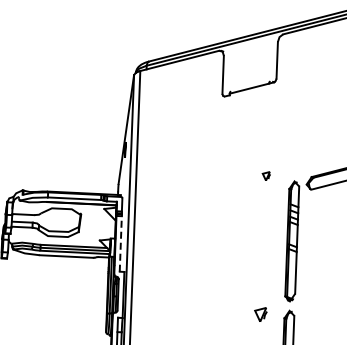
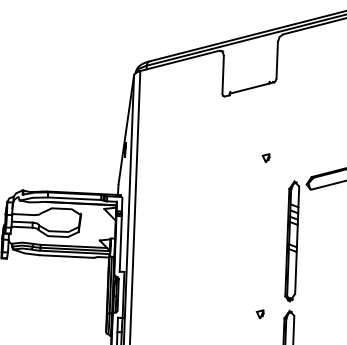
part position: (265, 175) -> (265, 157) (265, 157)
line: dashed -> solid (120, 243)
part size: 14x15 px -> 10x10 px (259, 313)
